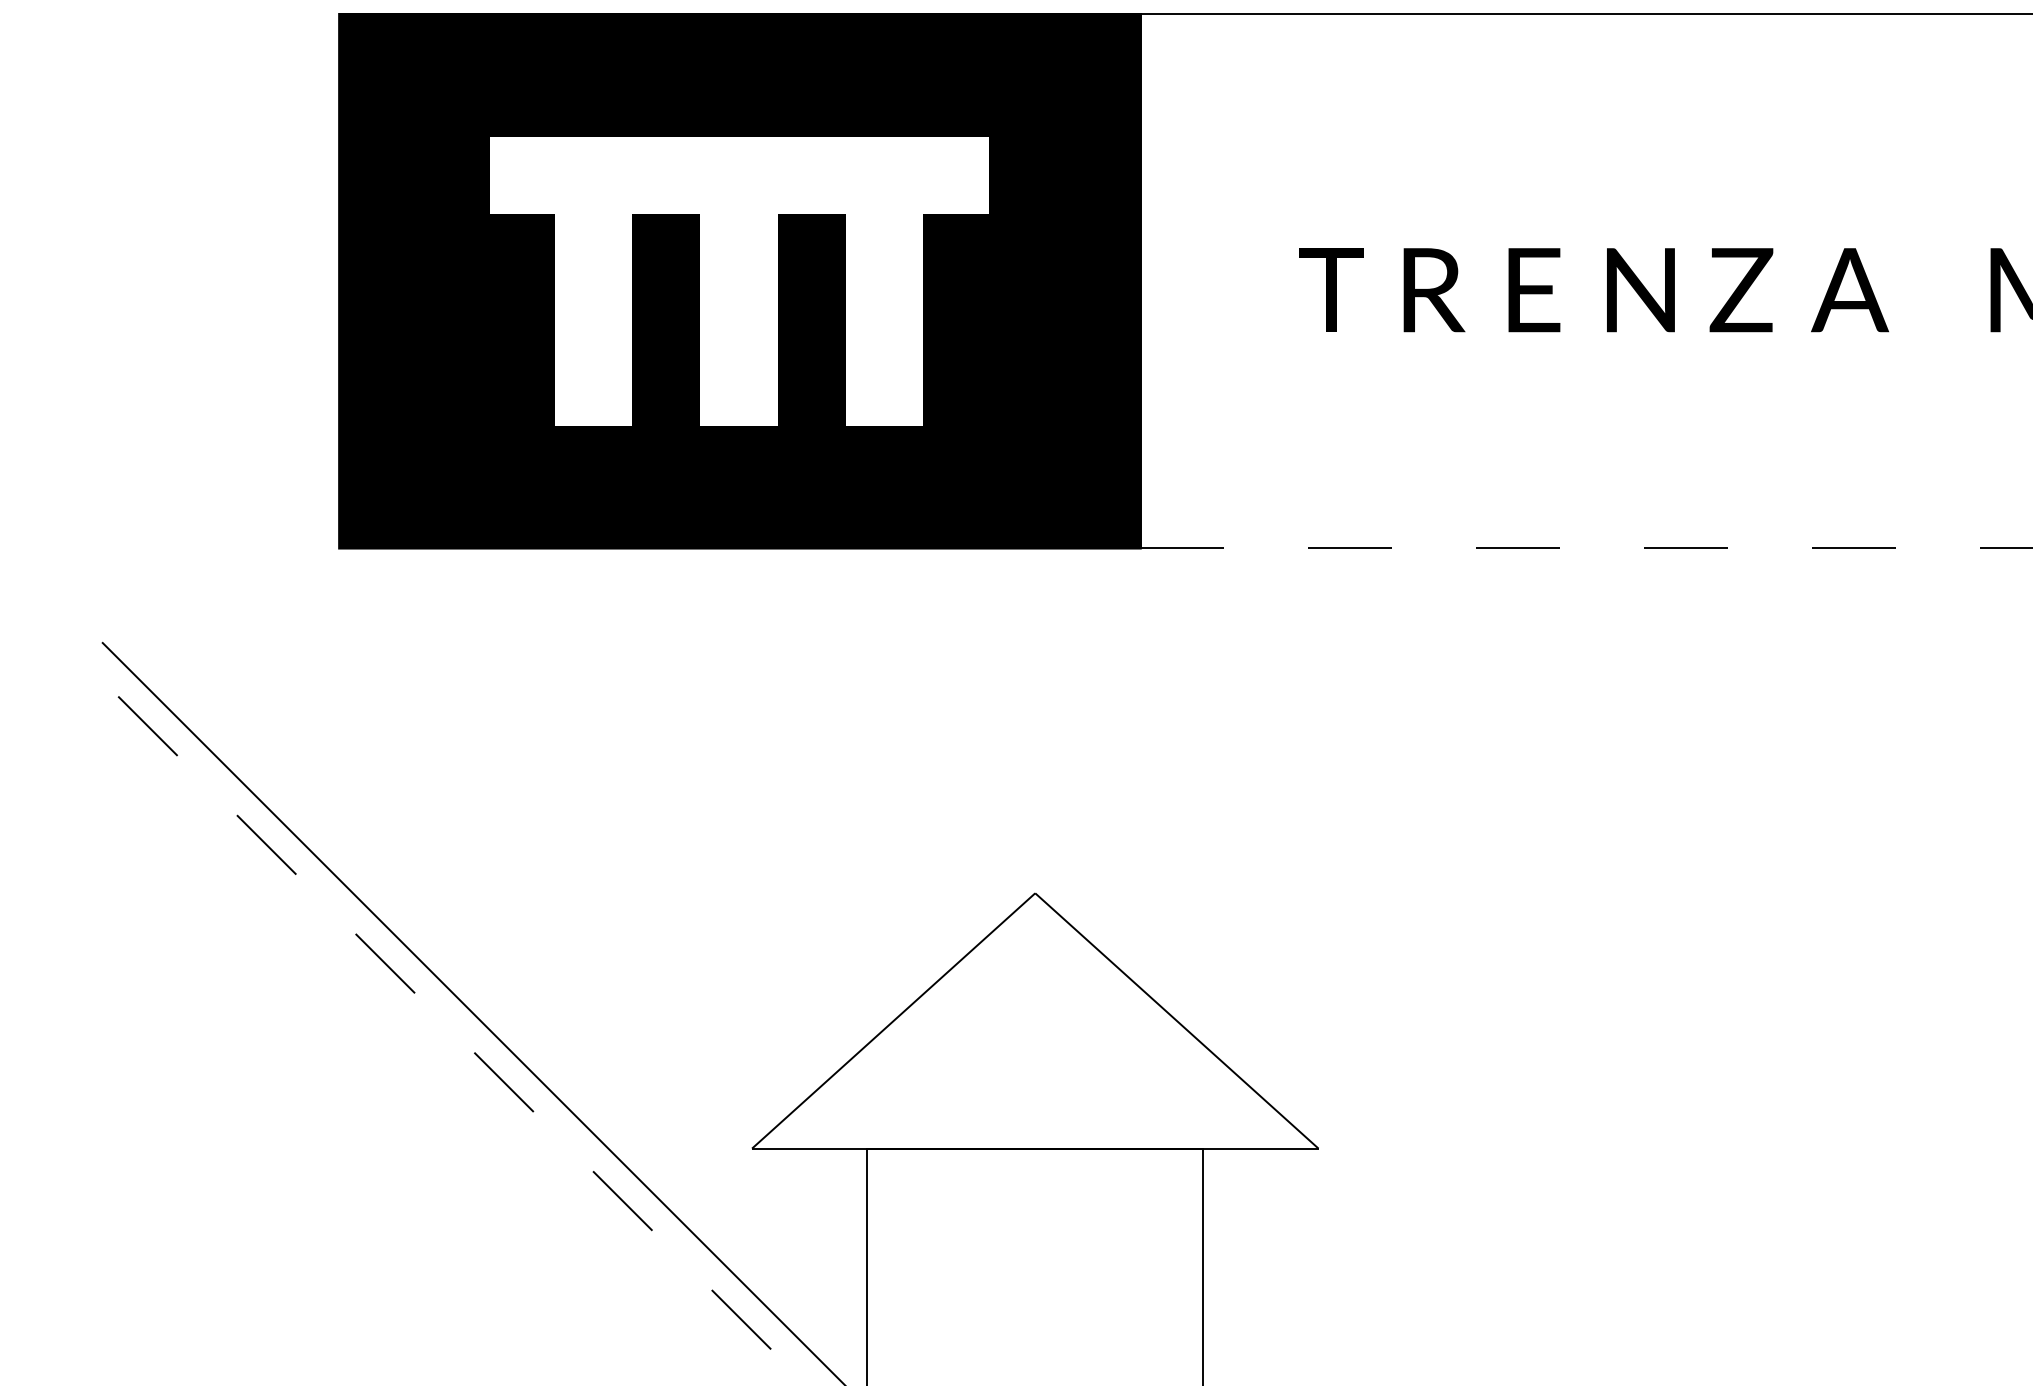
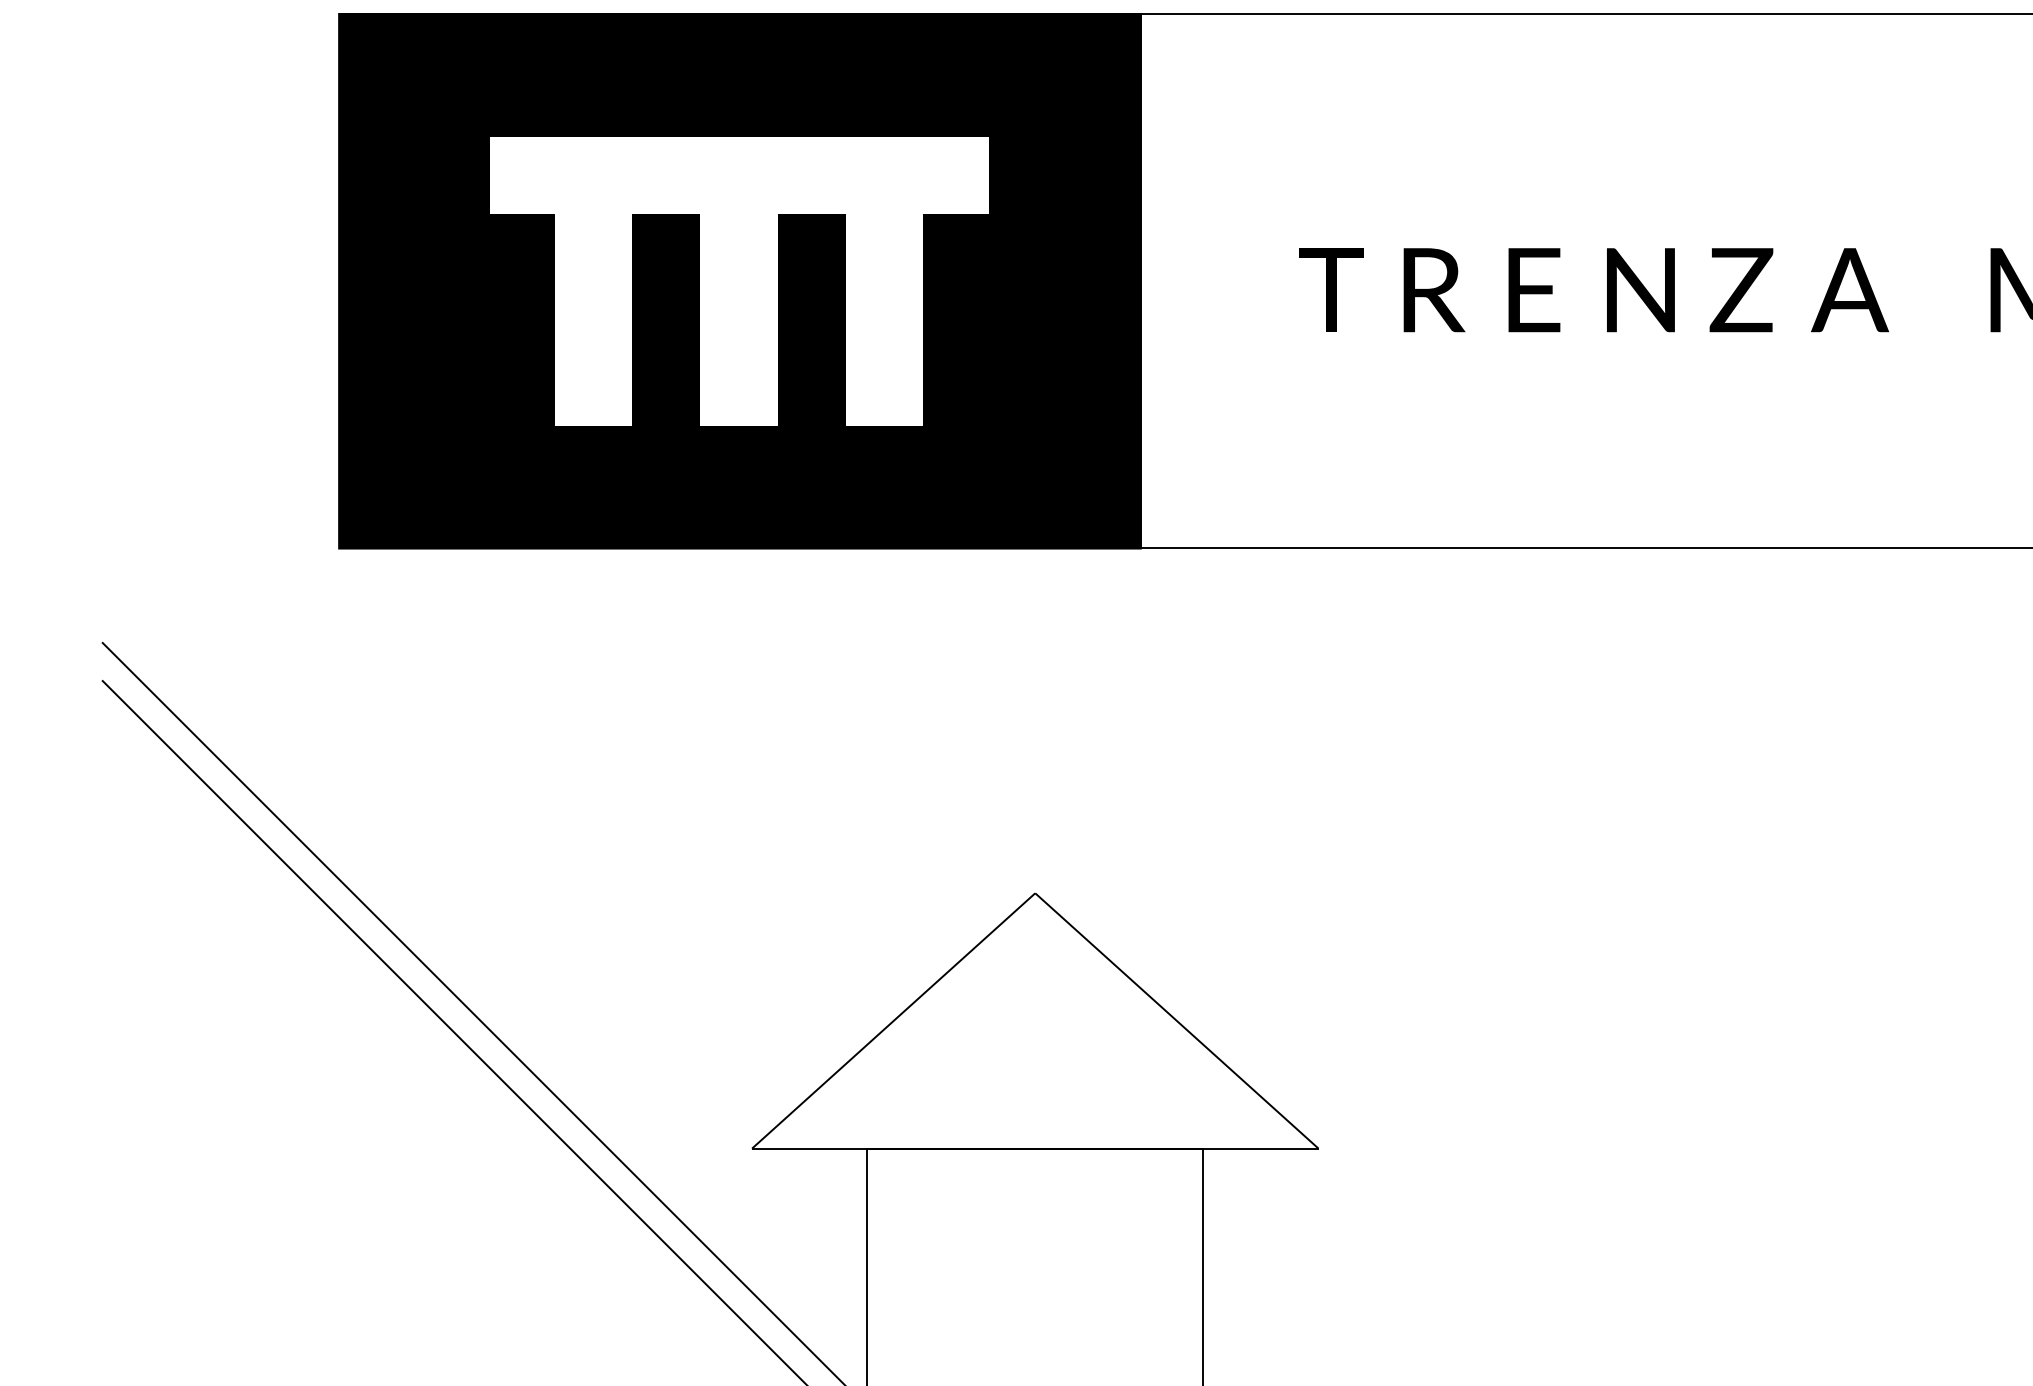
line: dashed -> solid (1586, 548)
line: dashed -> solid (454, 1033)
